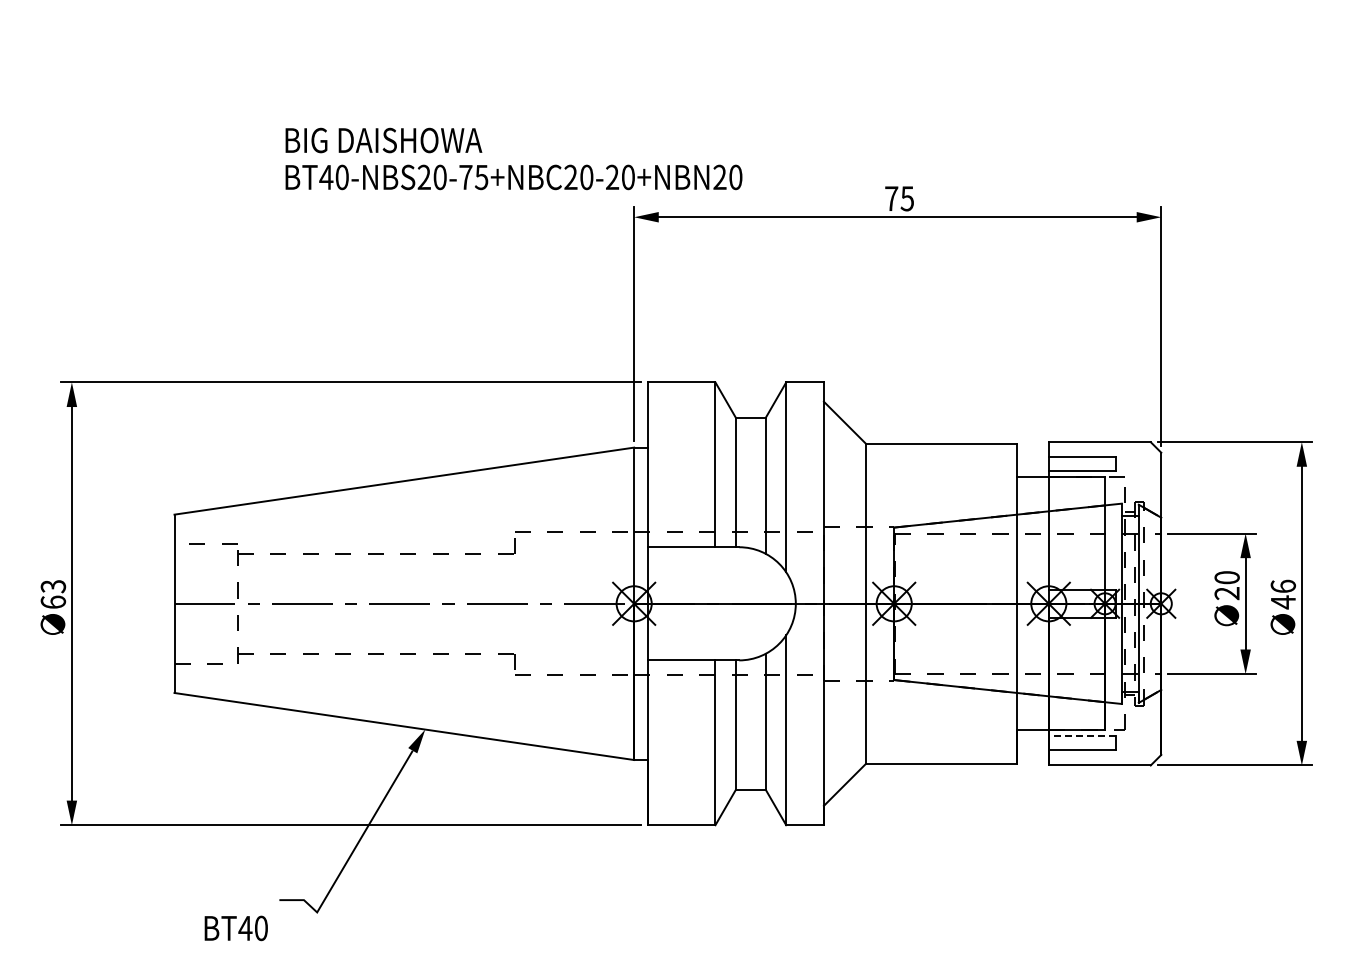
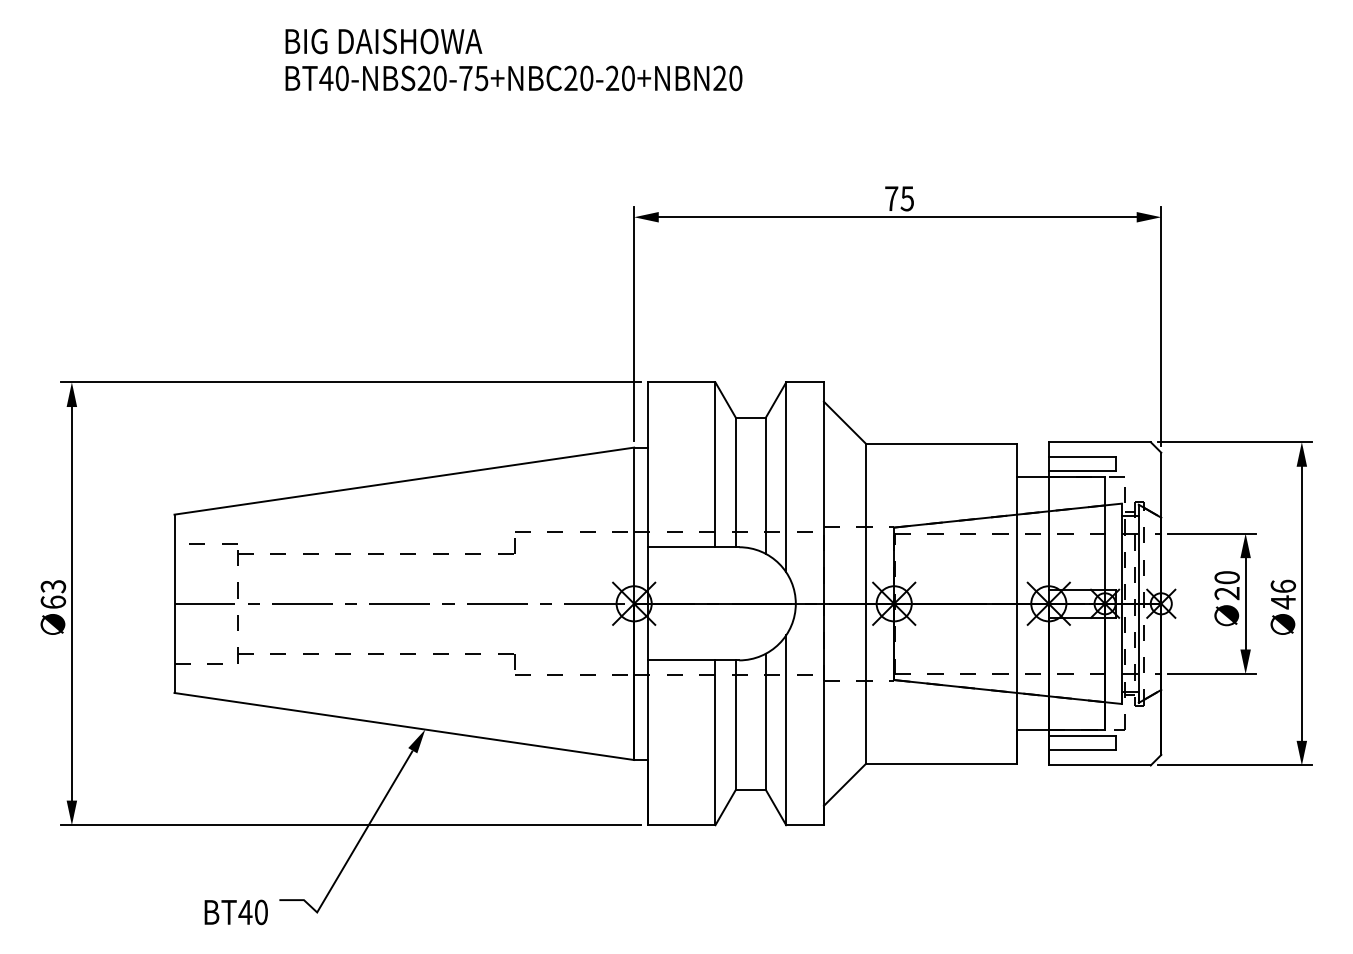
text position: (513, 158) -> (513, 59) (513, 59)
line: dashed -> solid (1081, 736)
text position: (235, 928) -> (235, 912) (235, 912)
